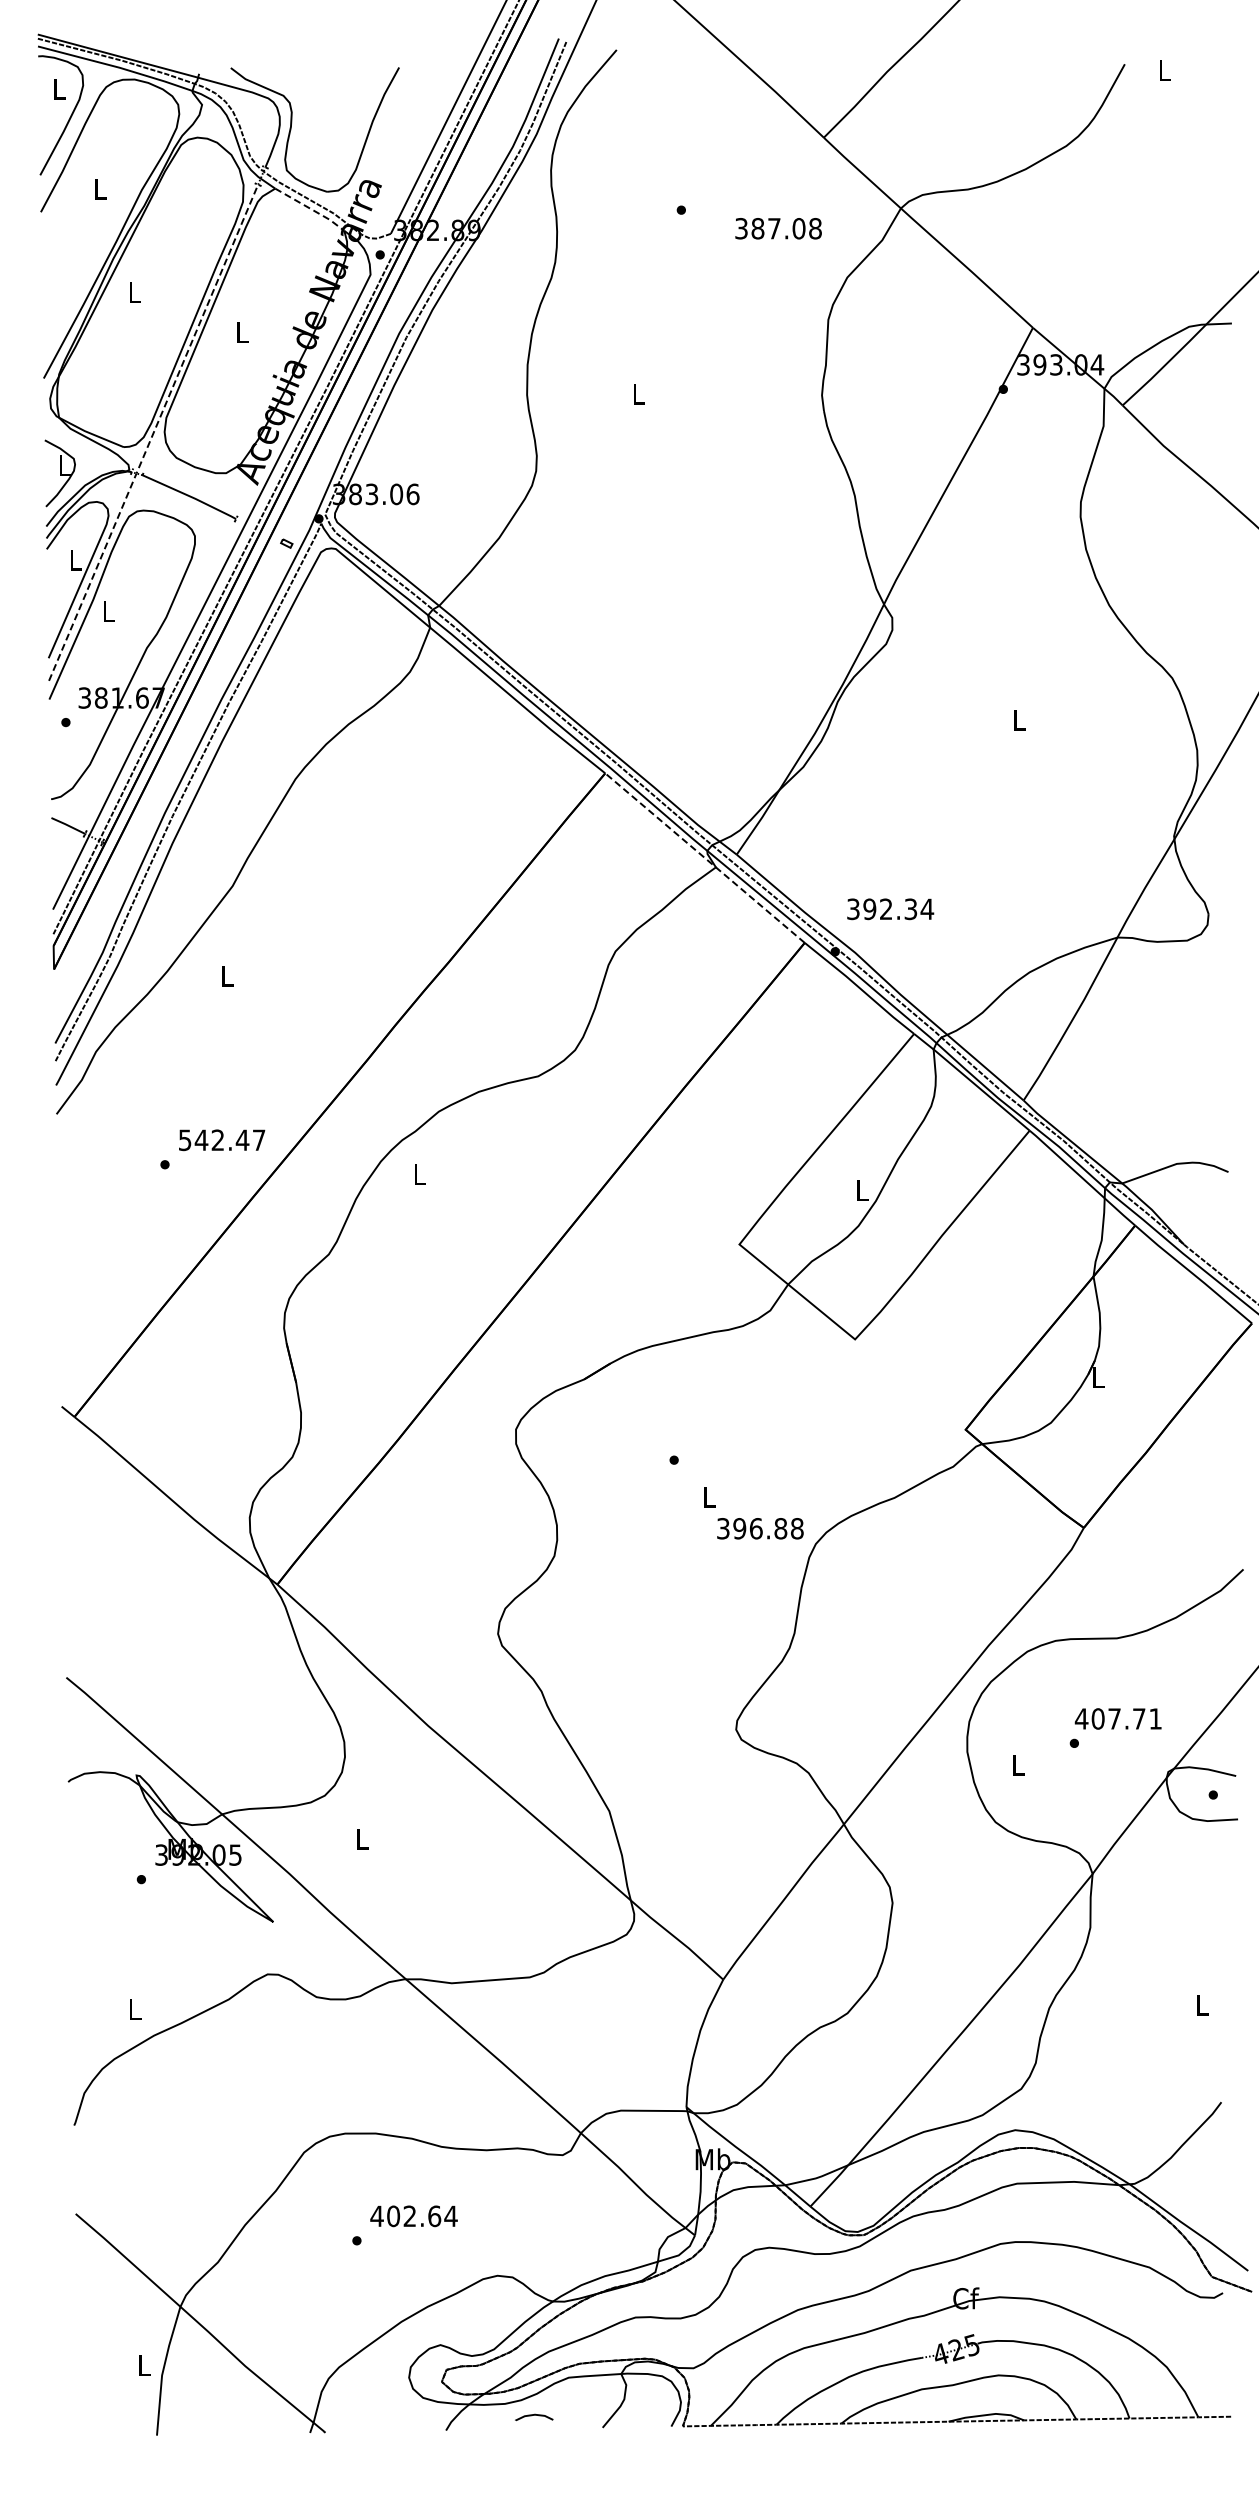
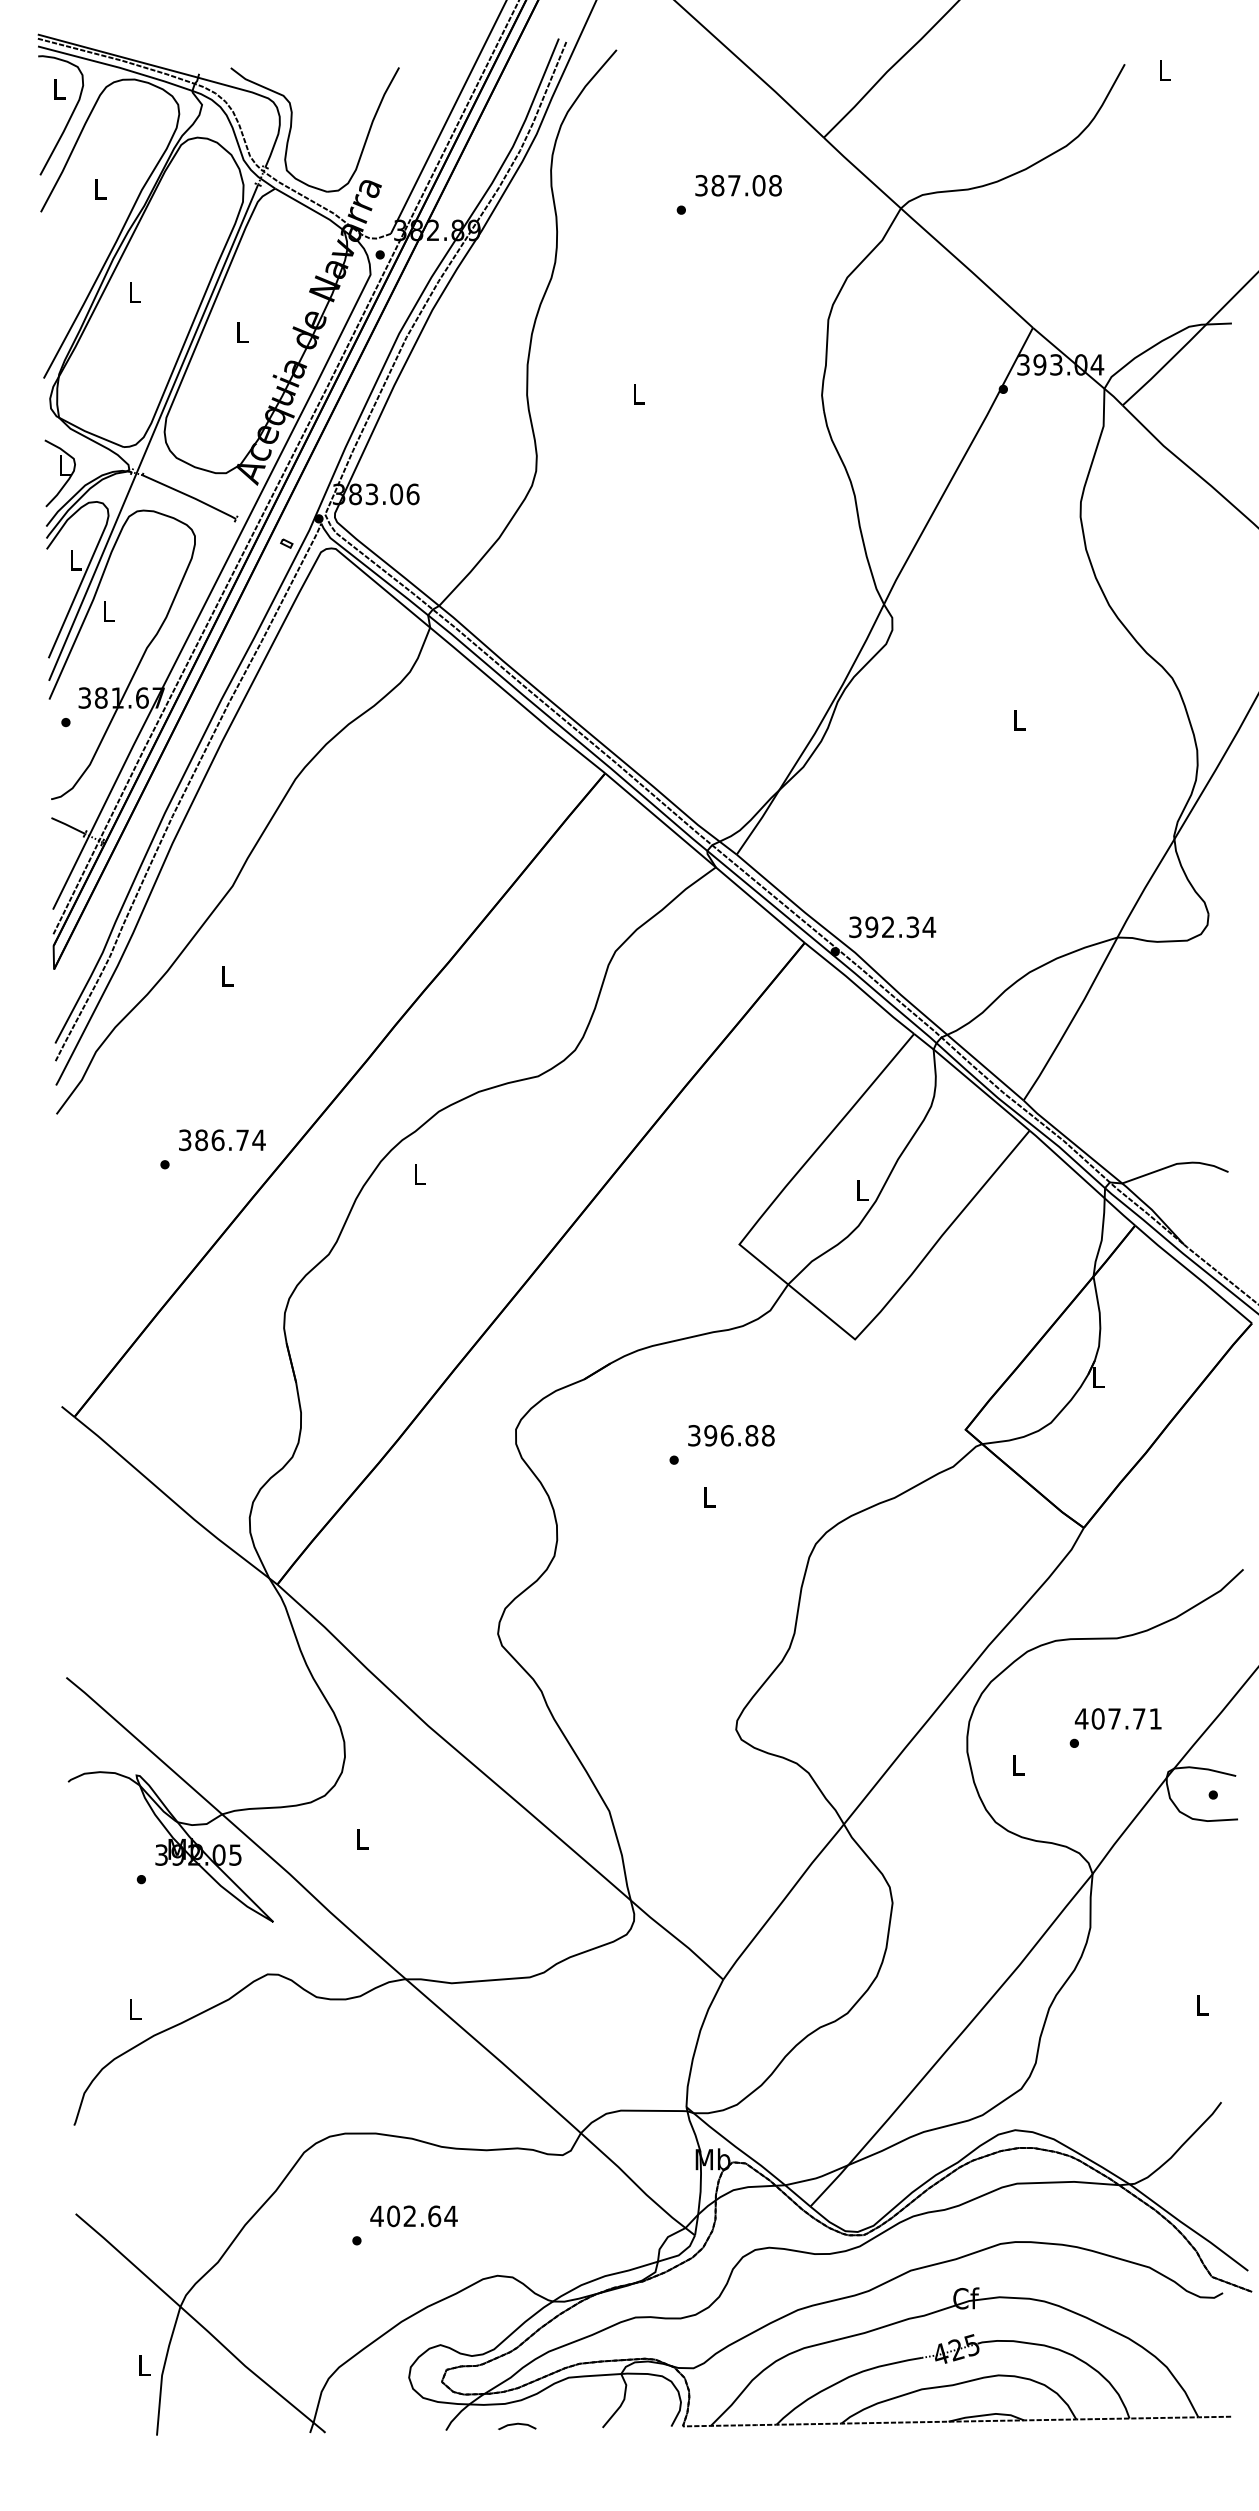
line: dashed -> solid (311, 209)
text position: (778, 228) -> (738, 185) (738, 185)
line: dashed -> solid (153, 433)
line: dashed -> solid (705, 858)
text position: (890, 909) -> (892, 927) (892, 927)
text: 542.47 -> 386.74 (222, 1140)
text position: (760, 1528) -> (731, 1435) (731, 1435)
curve position: (534, 2415) -> (517, 2424) (517, 2424)
